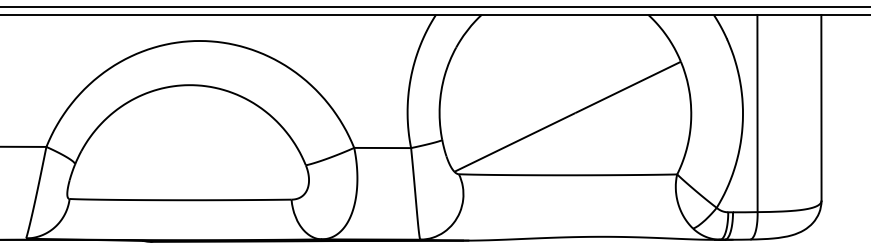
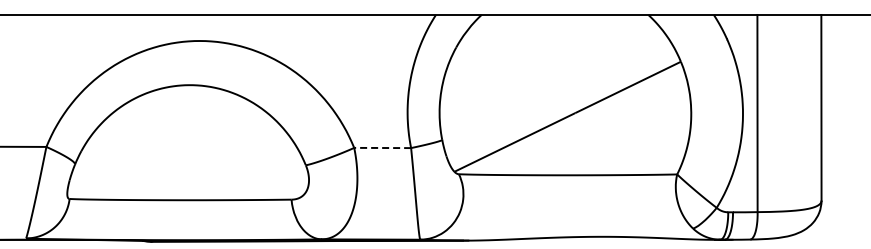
line: present -> none (434, 7)
line: solid -> dashed (382, 148)
